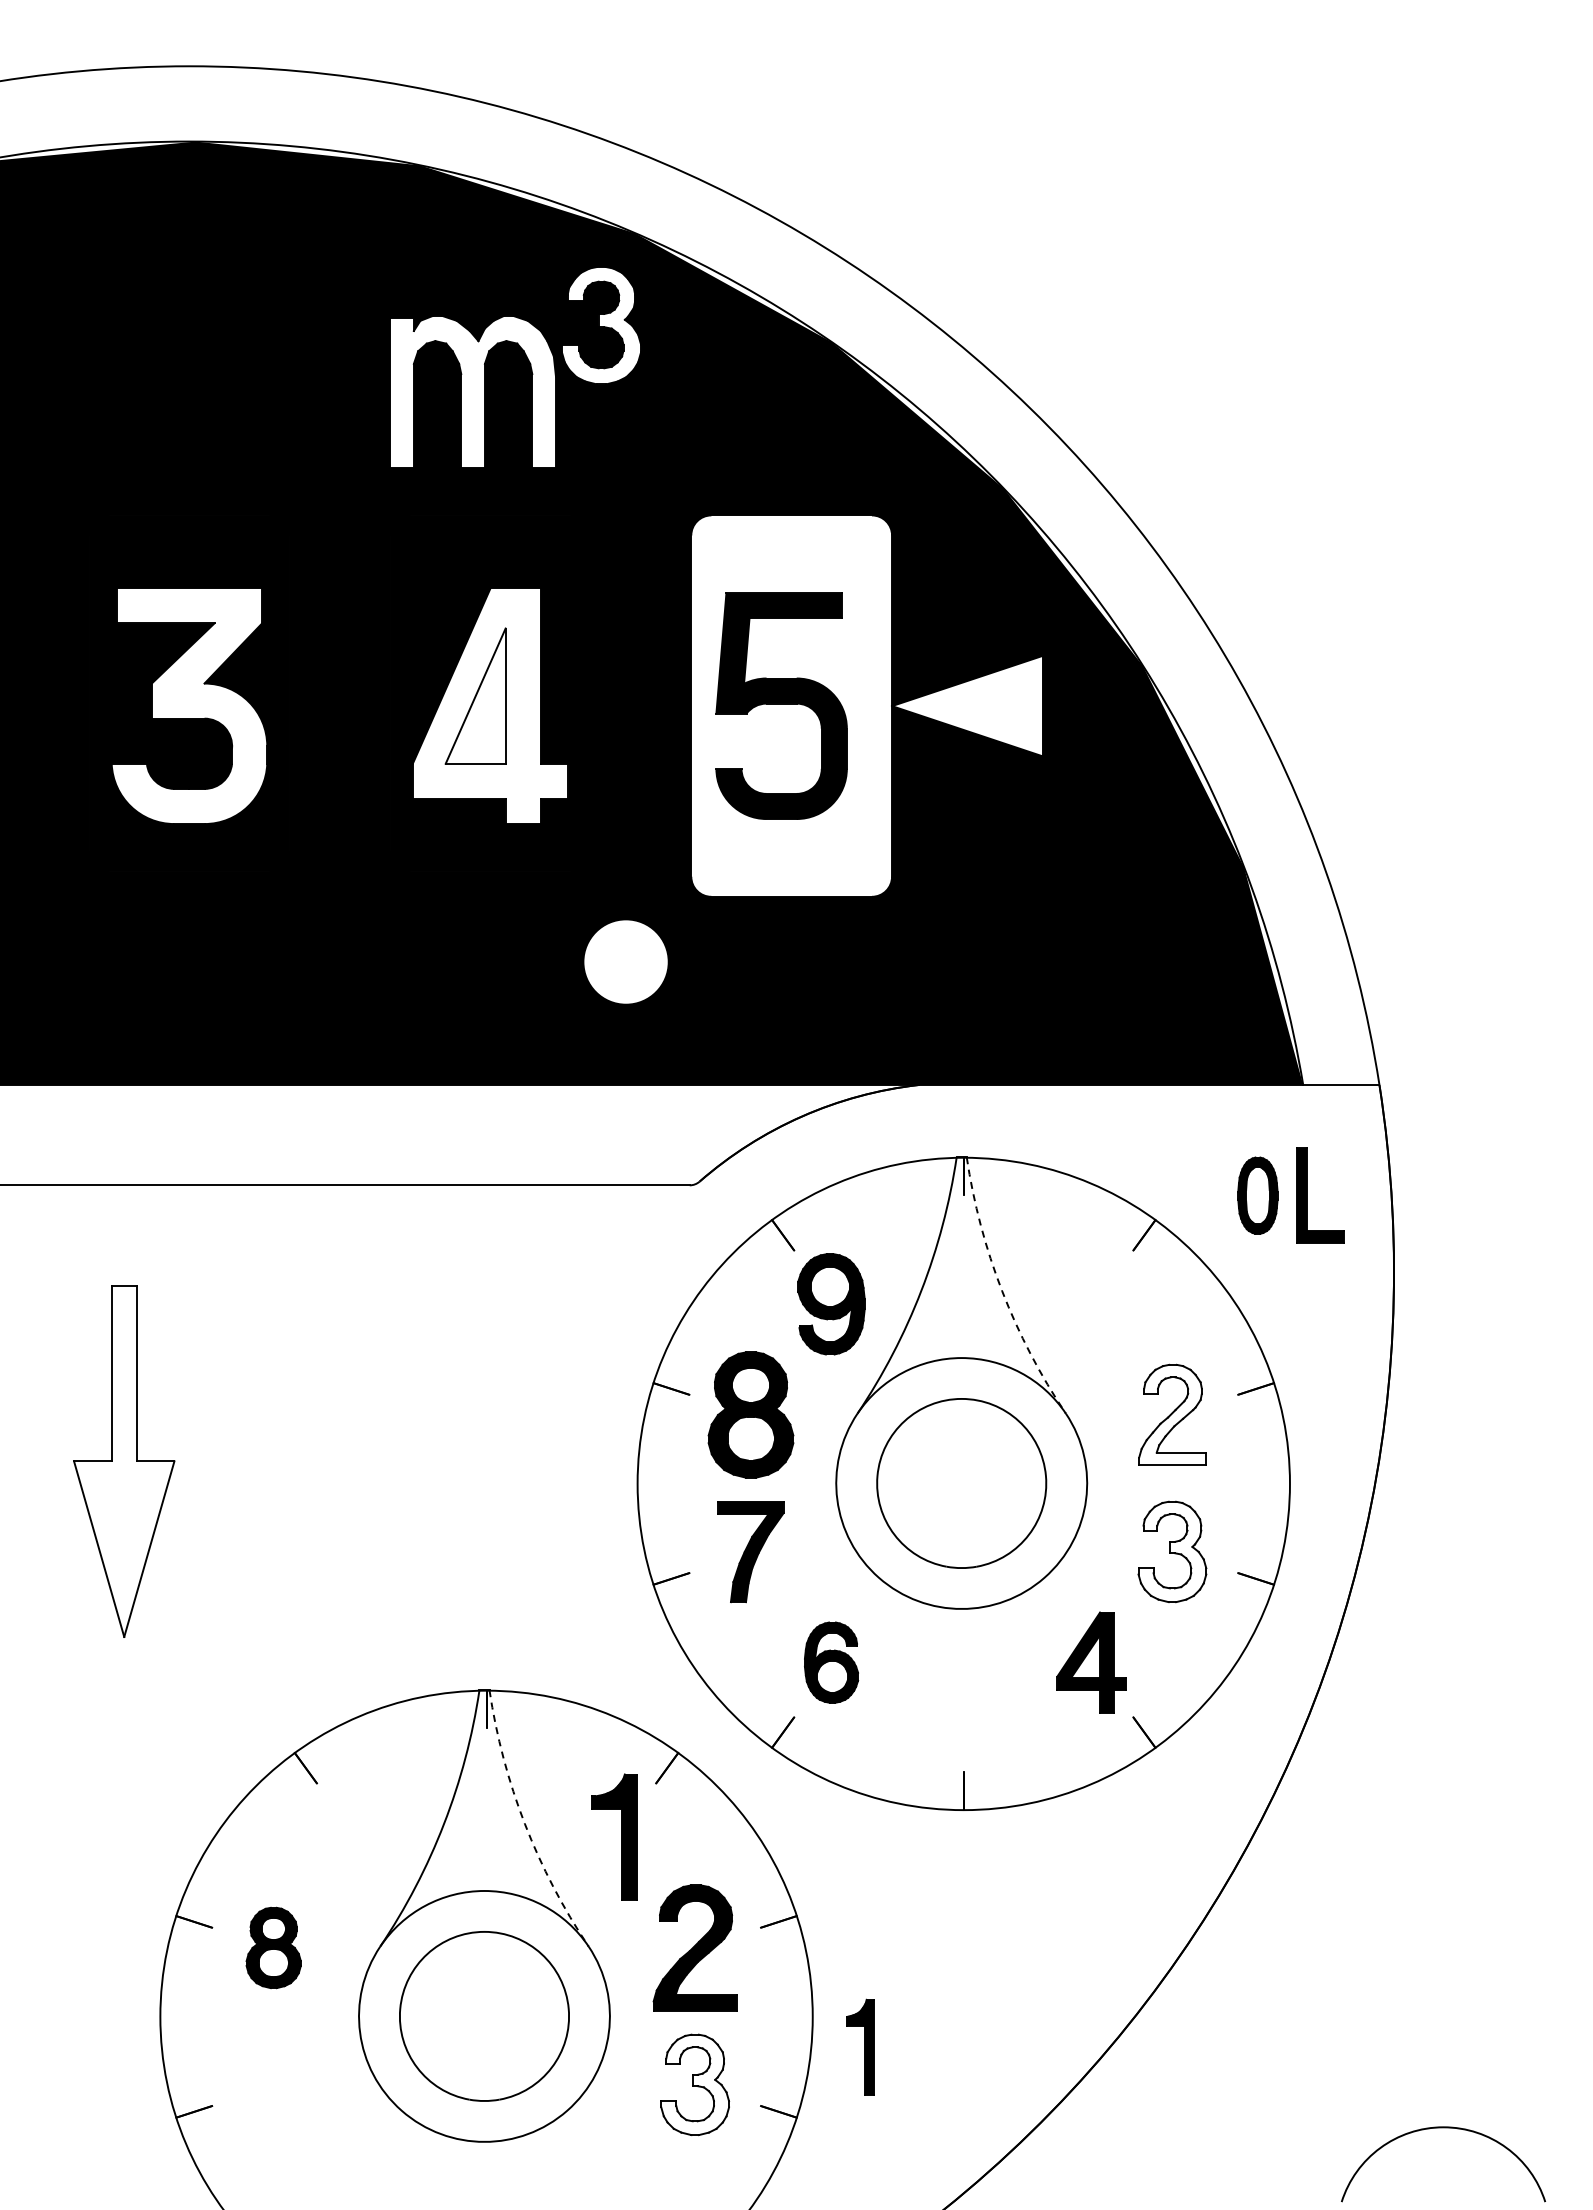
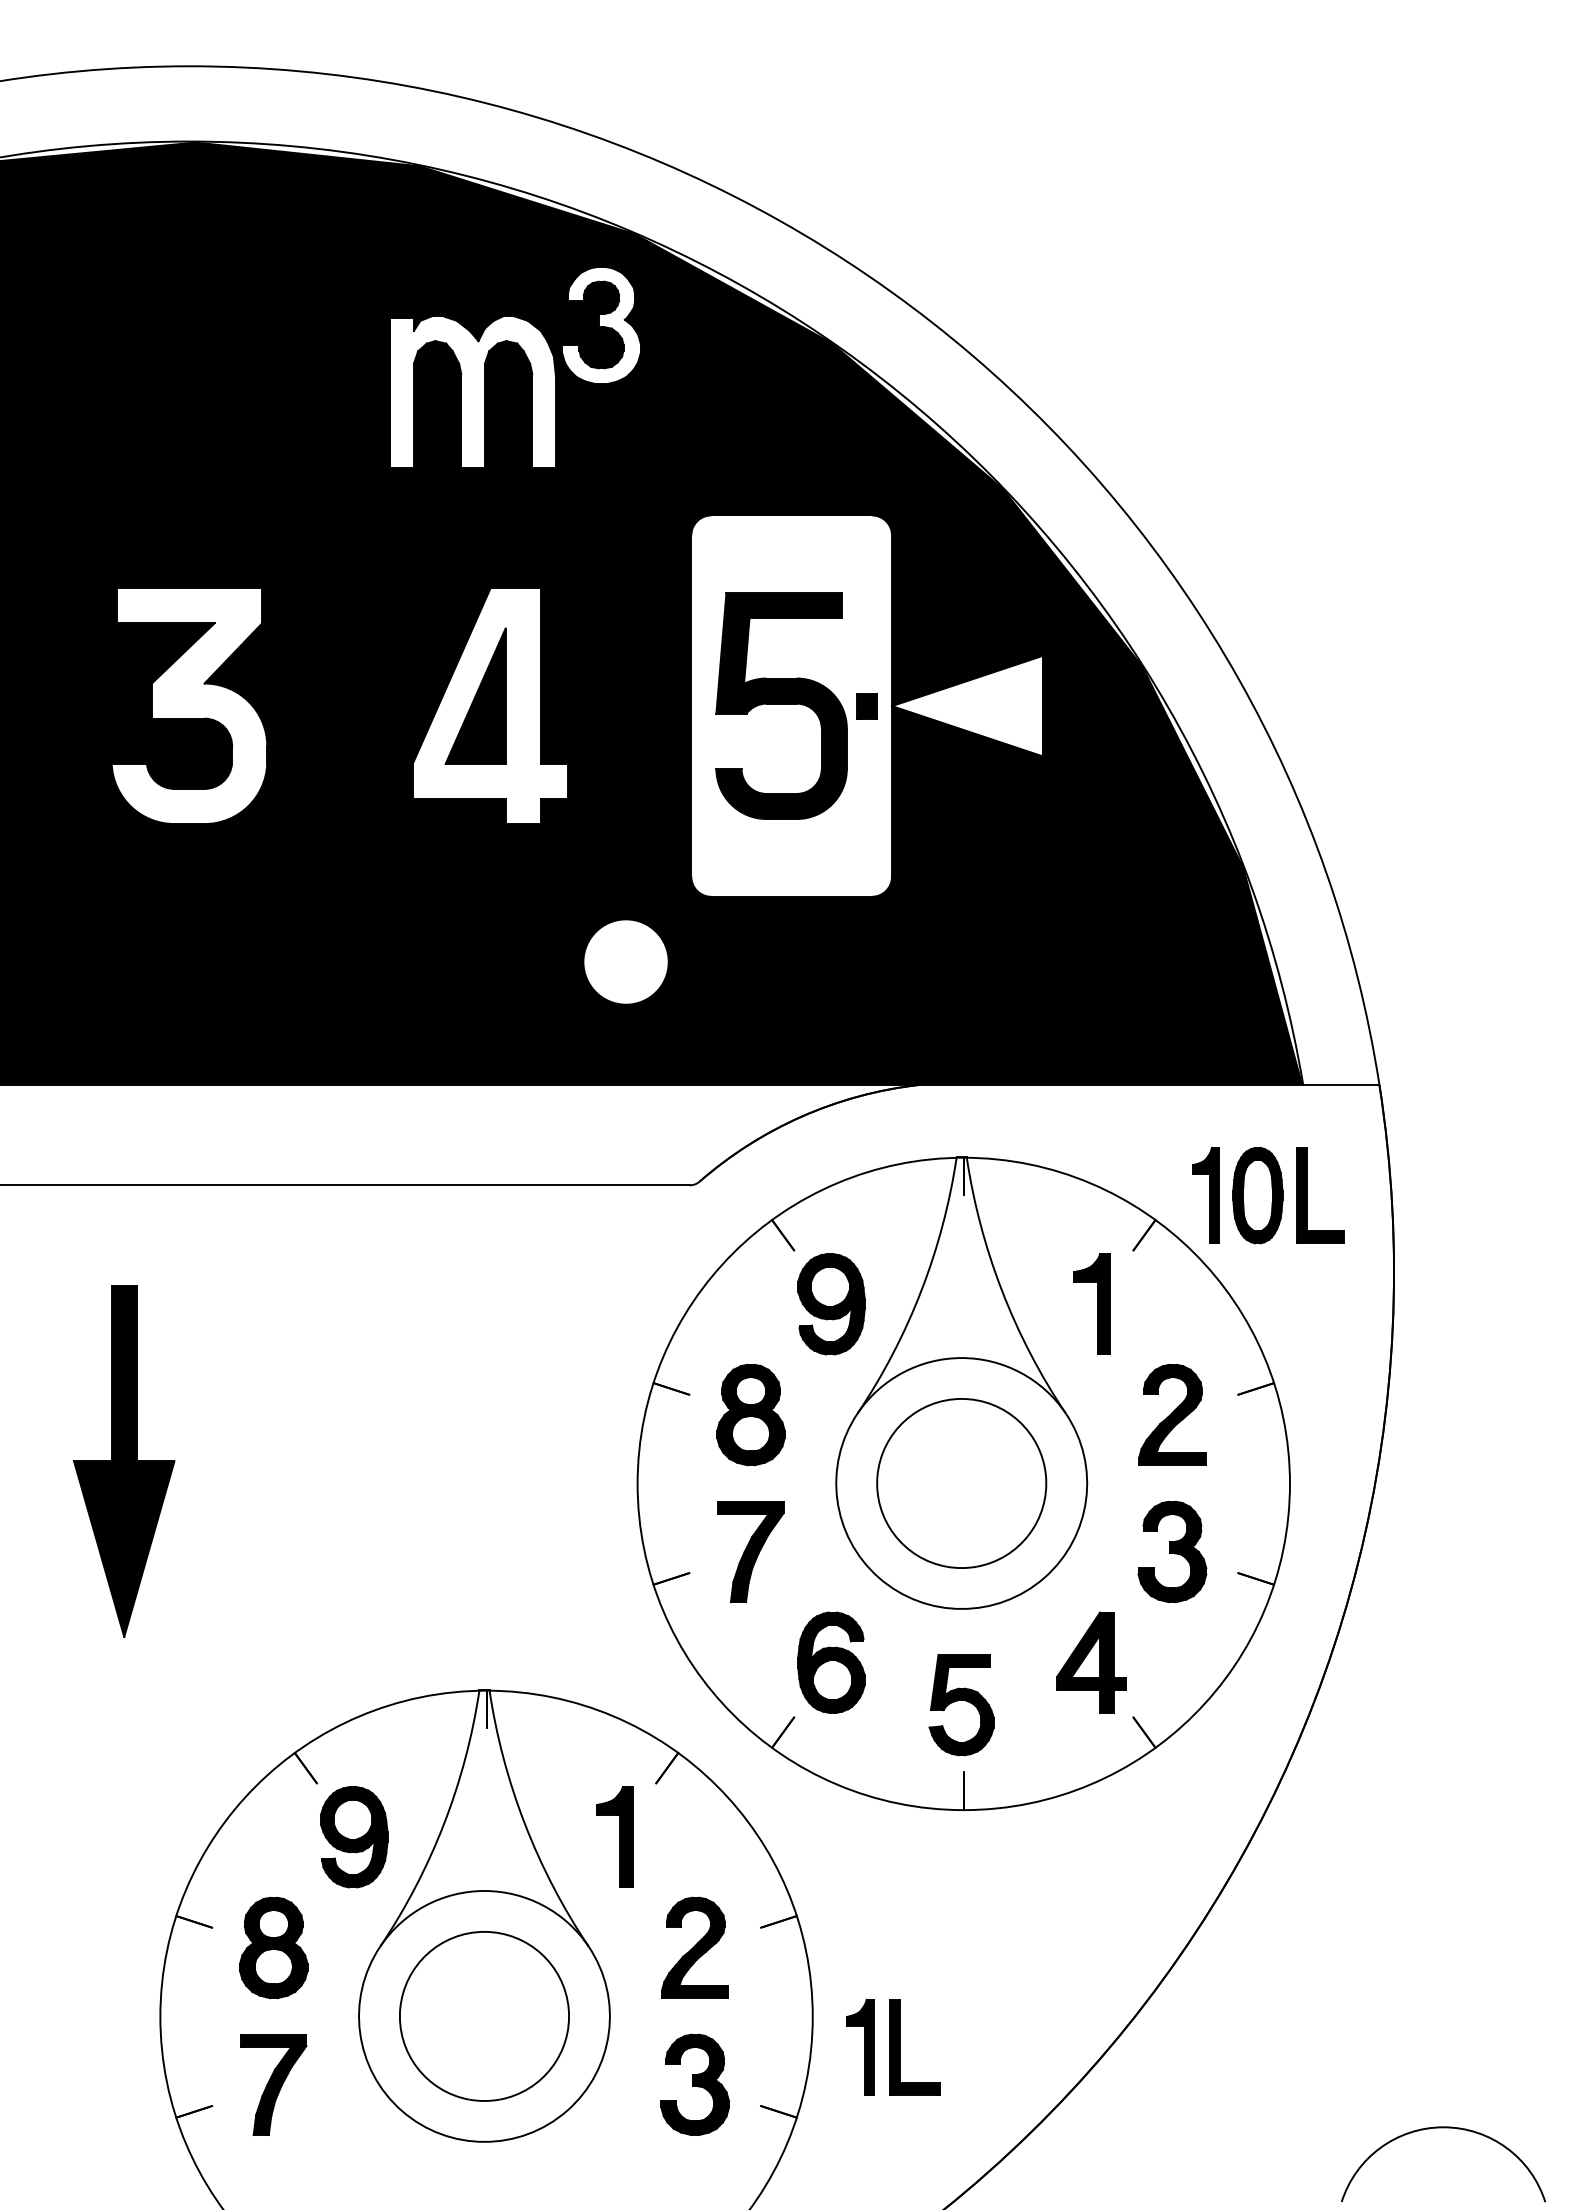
fill: none -> present (475, 695)
part: none -> present (866, 706)
part: none -> present (1205, 1195)
part size: 42x79 px -> 52x98 px (1257, 1195)
arc: dashed -> solid (1002, 1291)
part: none -> present (1091, 1303)
part size: 88x128 px -> 70x104 px (750, 1414)
fill: none -> present (1172, 1414)
fill: none -> present (124, 1460)
fill: none -> present (1172, 1551)
part size: 56x83 px -> 69x103 px (831, 1662)
part: none -> present (961, 1705)
arc: dashed -> solid (524, 1823)
part size: 47x128 px -> 38x102 px (614, 1836)
part: none -> present (354, 1837)
part size: 57x84 px -> 71x104 px (273, 1947)
part size: 86x128 px -> 68x103 px (694, 1947)
part: none -> present (900, 2047)
part: none -> present (273, 2084)
fill: none -> present (695, 2084)
